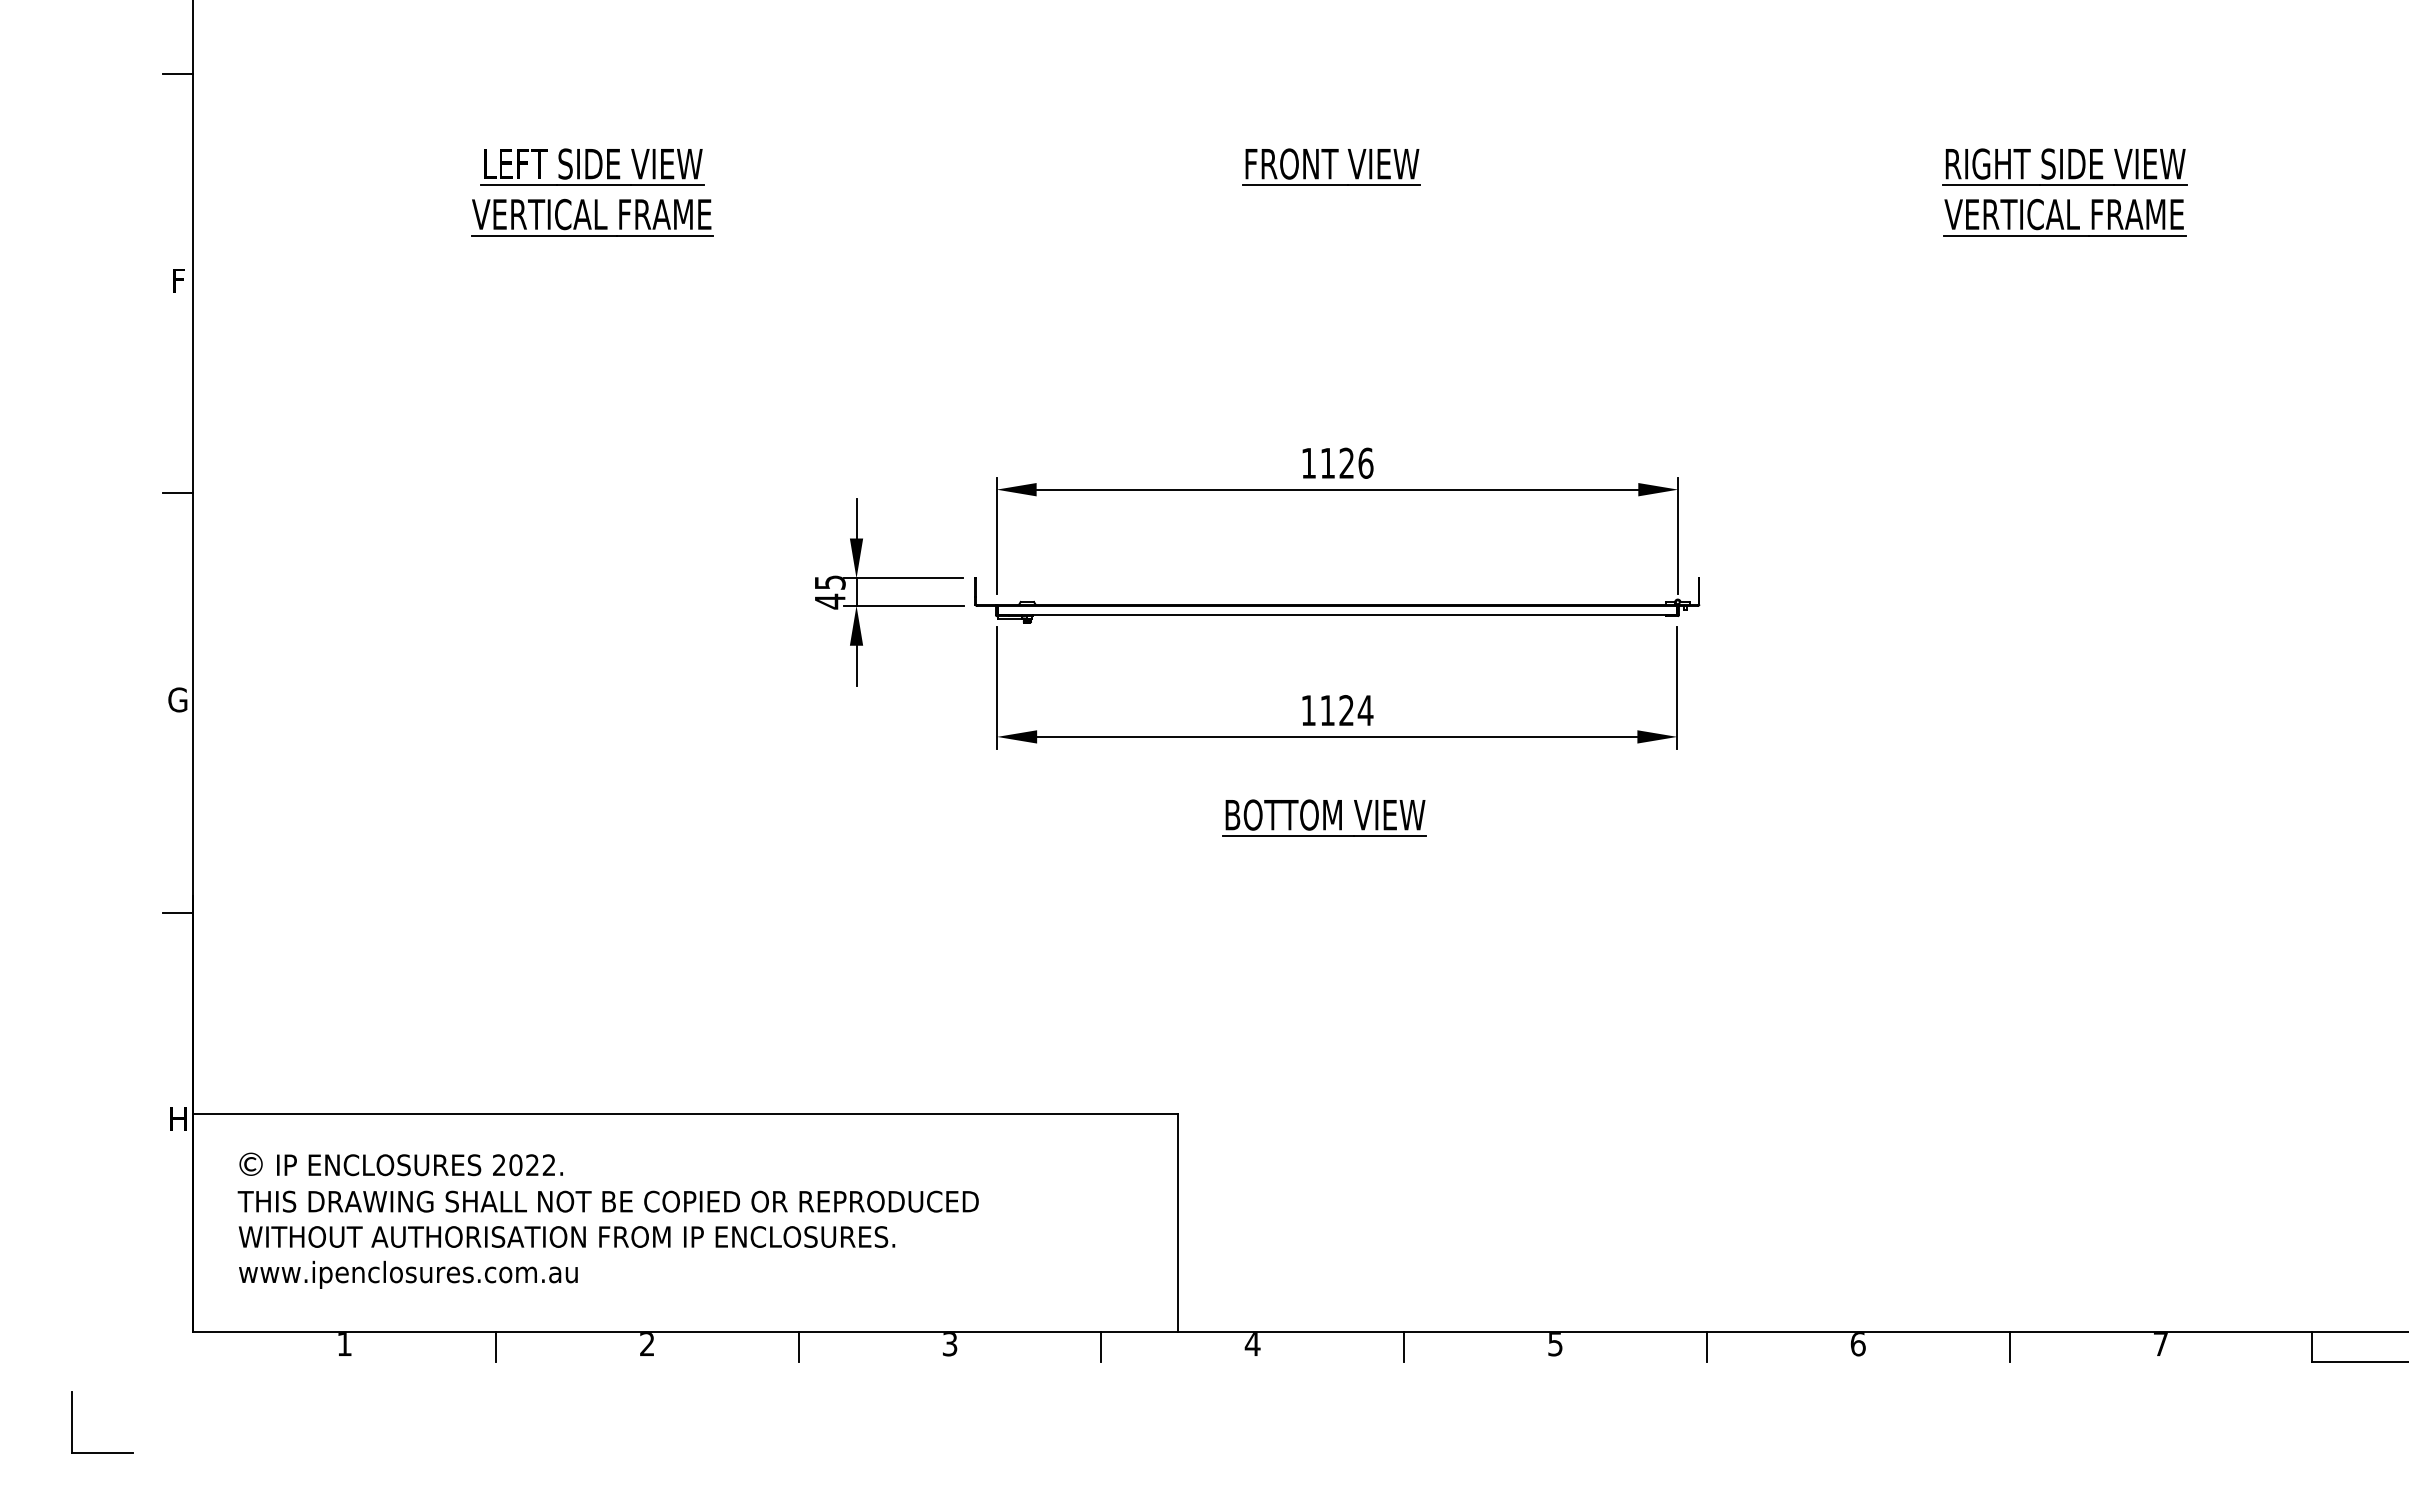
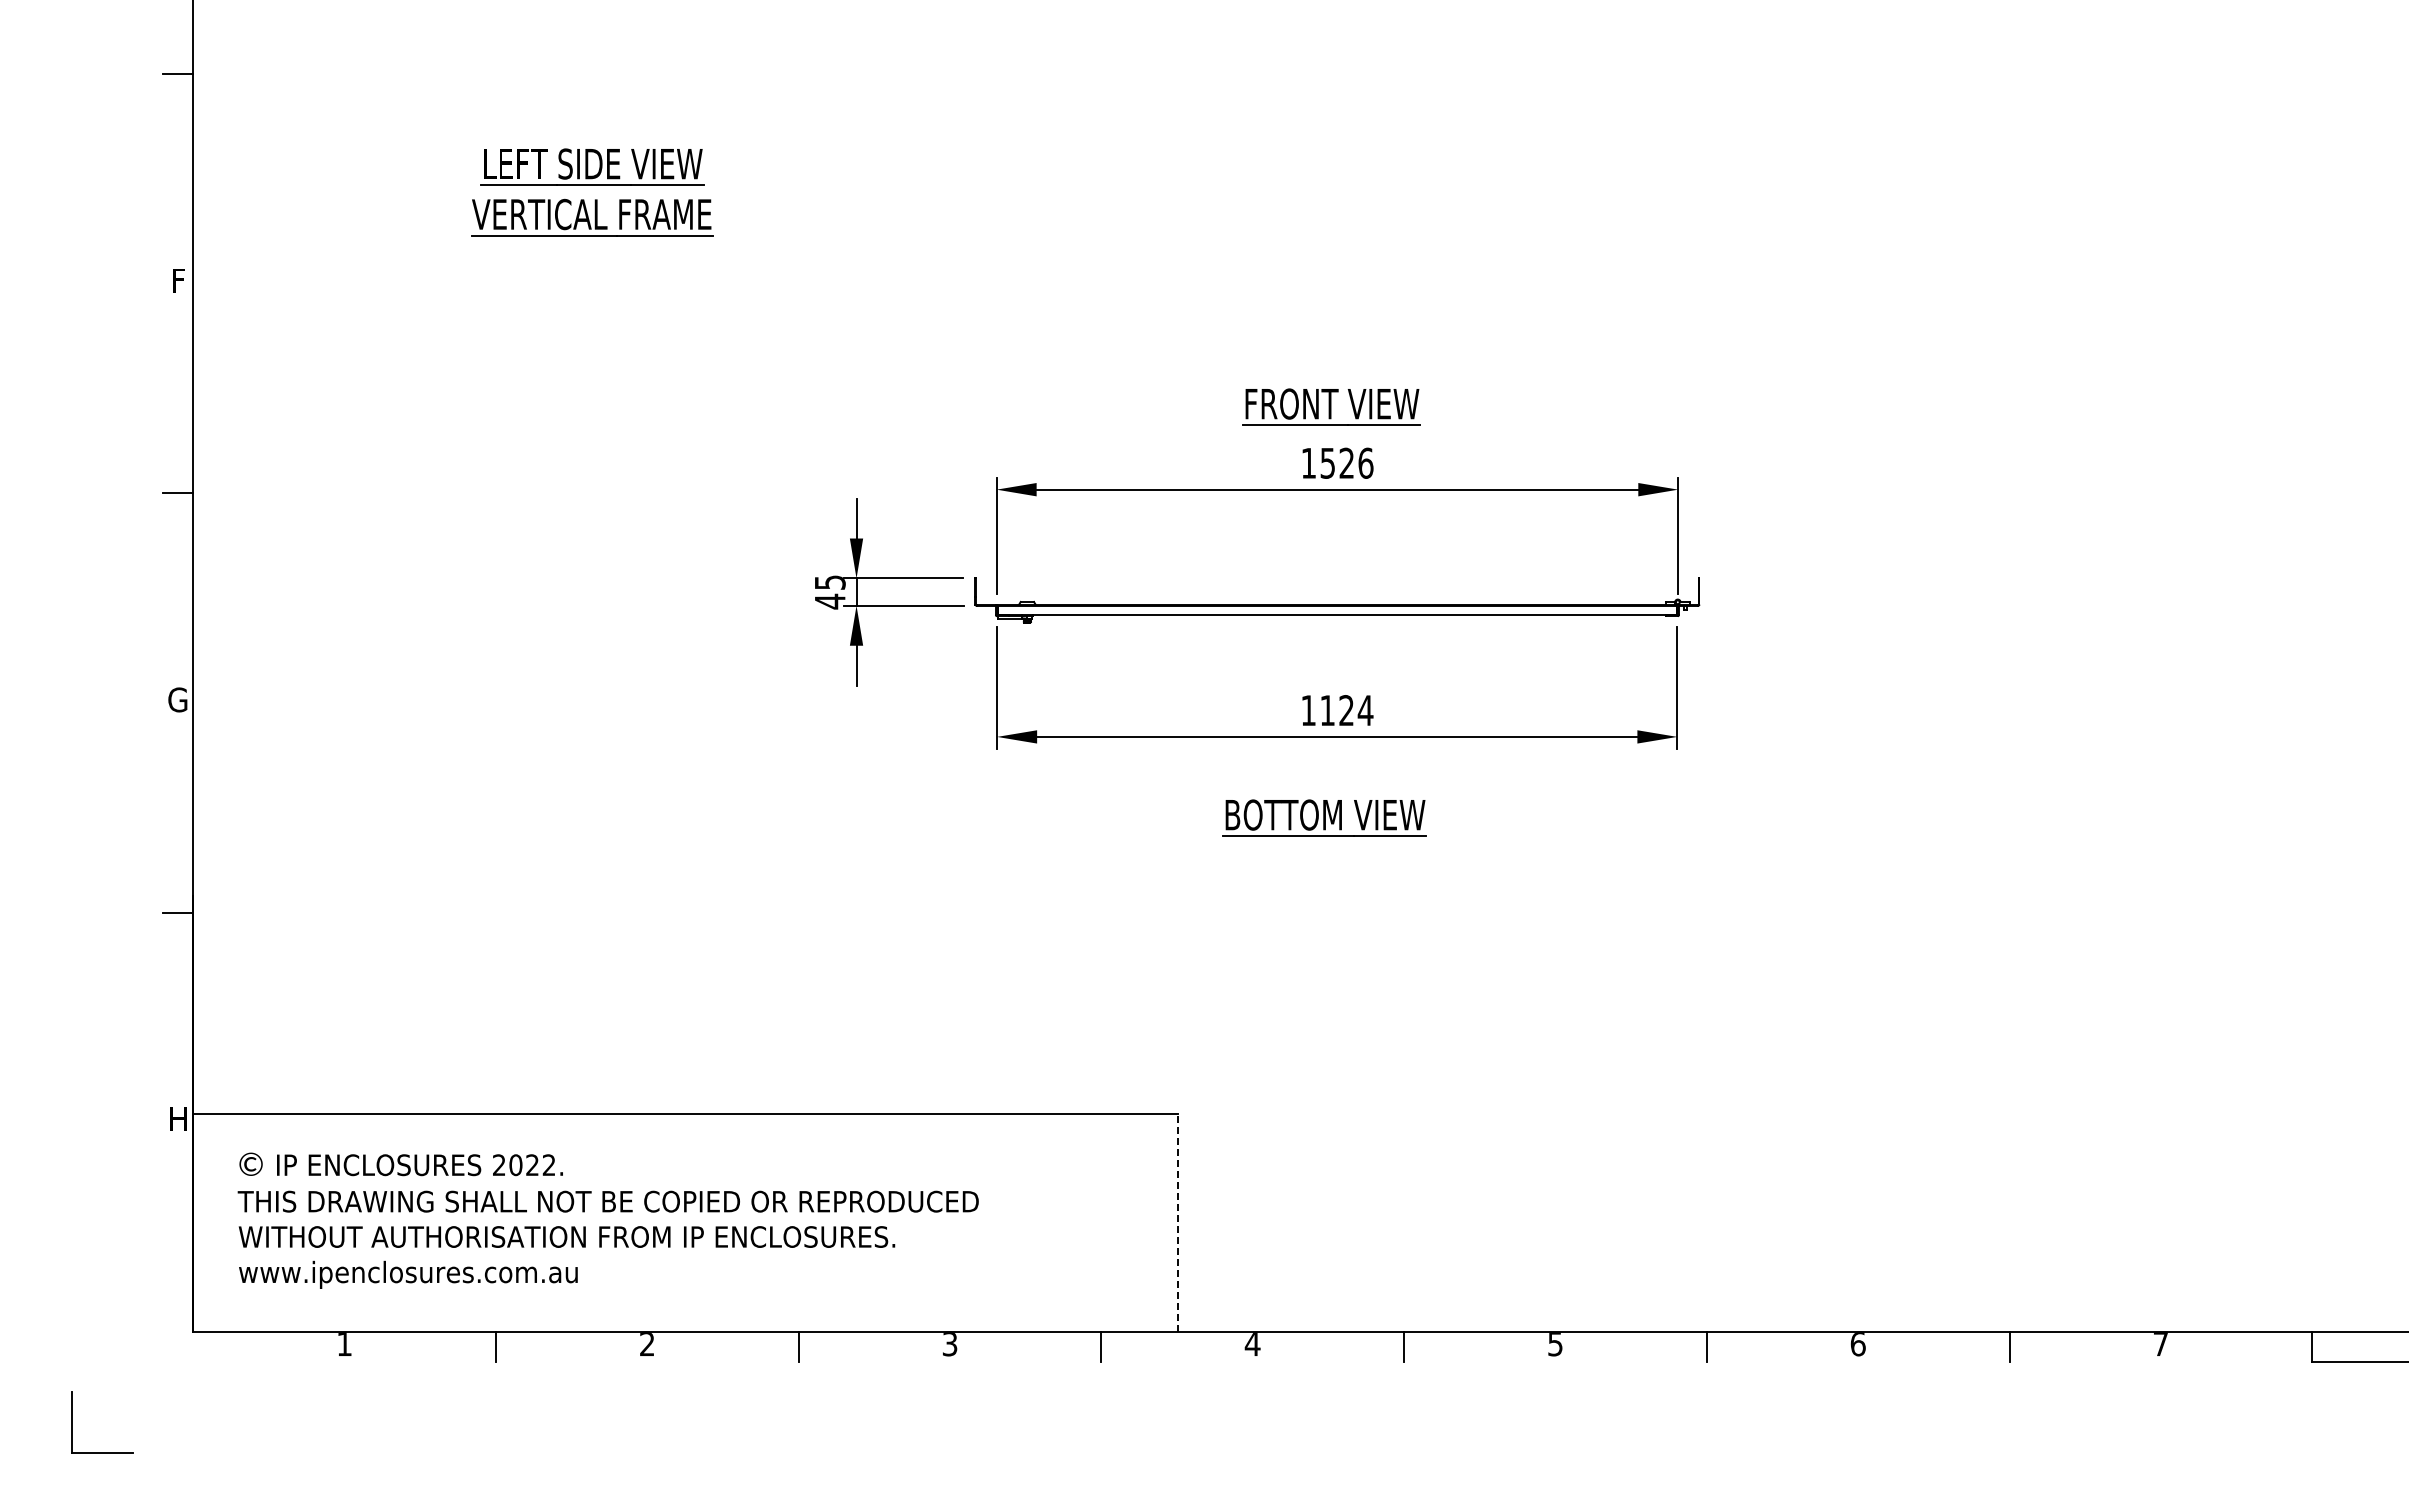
part position: (1331, 166) -> (1331, 406) (1331, 406)
part: present -> none (2064, 185)
text: 1126 -> 1526 (1327, 463)
line: solid -> dashed (1177, 1222)
